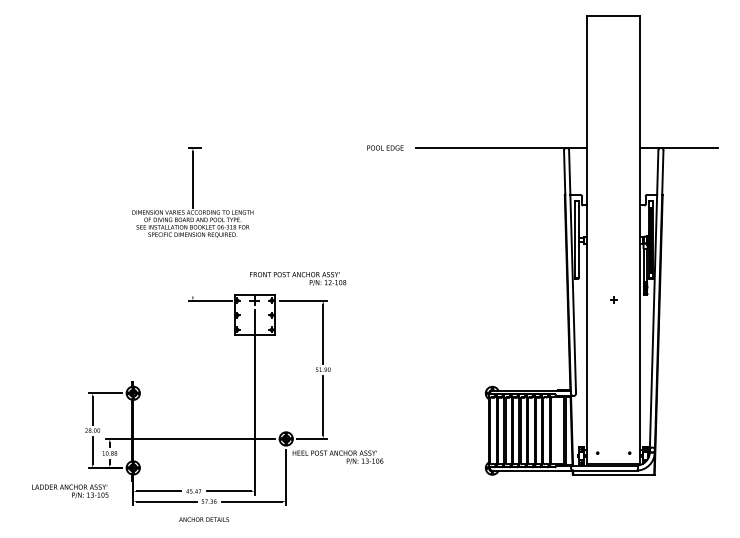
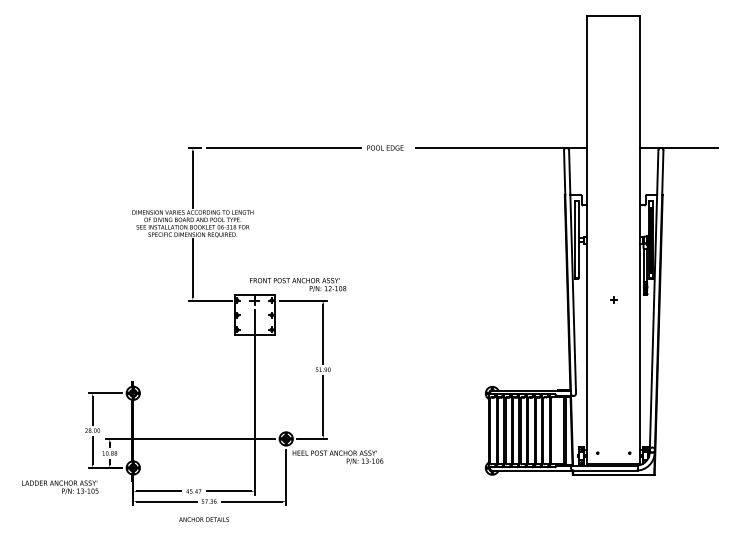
line: none -> present (283, 147)
line: none -> present (192, 267)
text position: (298, 278) -> (298, 284) (298, 284)
text position: (70, 491) -> (60, 487) (60, 487)
